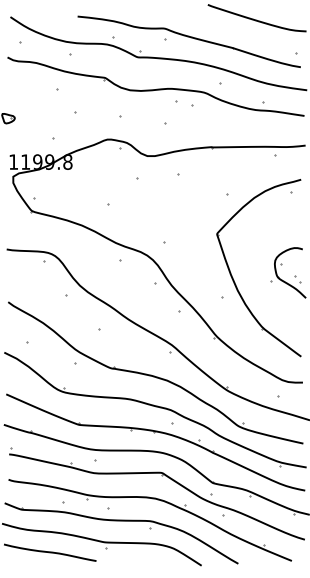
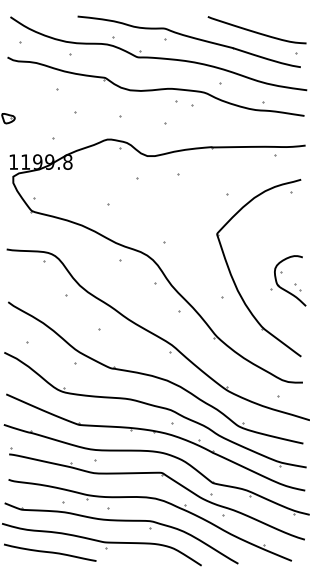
curve position: (256, 19) -> (256, 31) (256, 31)
part position: (294, 276) -> (294, 284) (294, 284)
